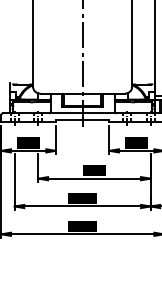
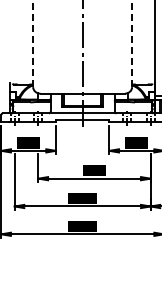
line: solid -> dashed (33, 44)
line: solid -> dashed (132, 44)
